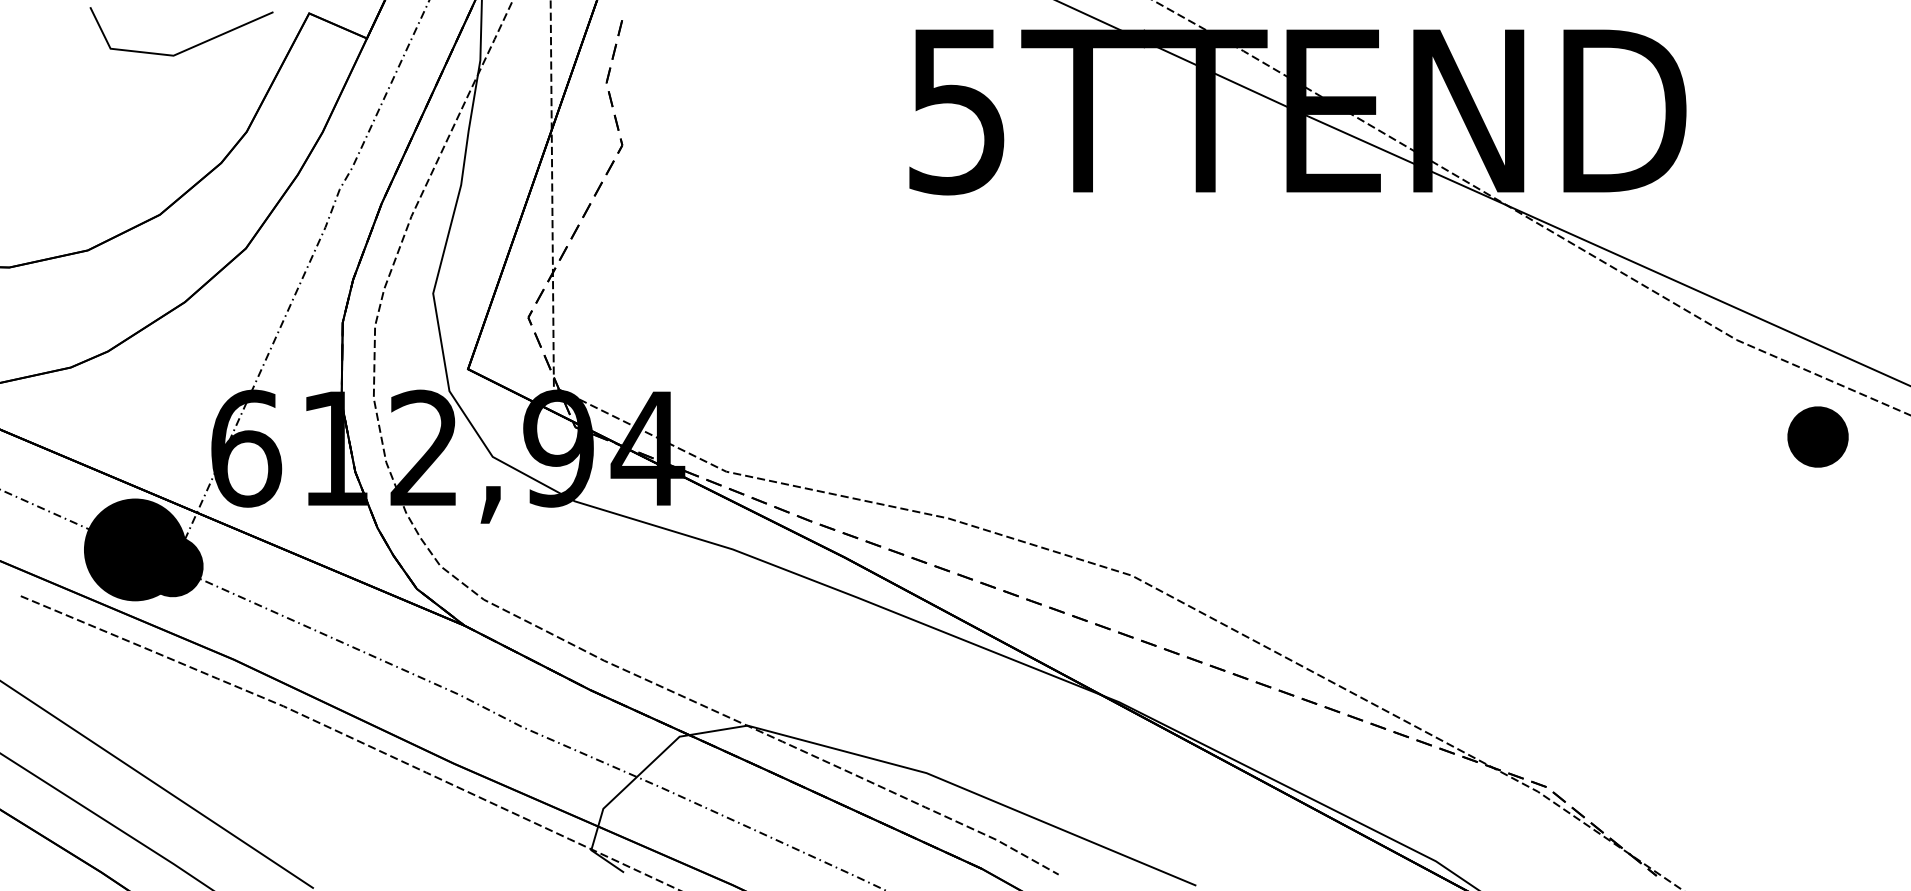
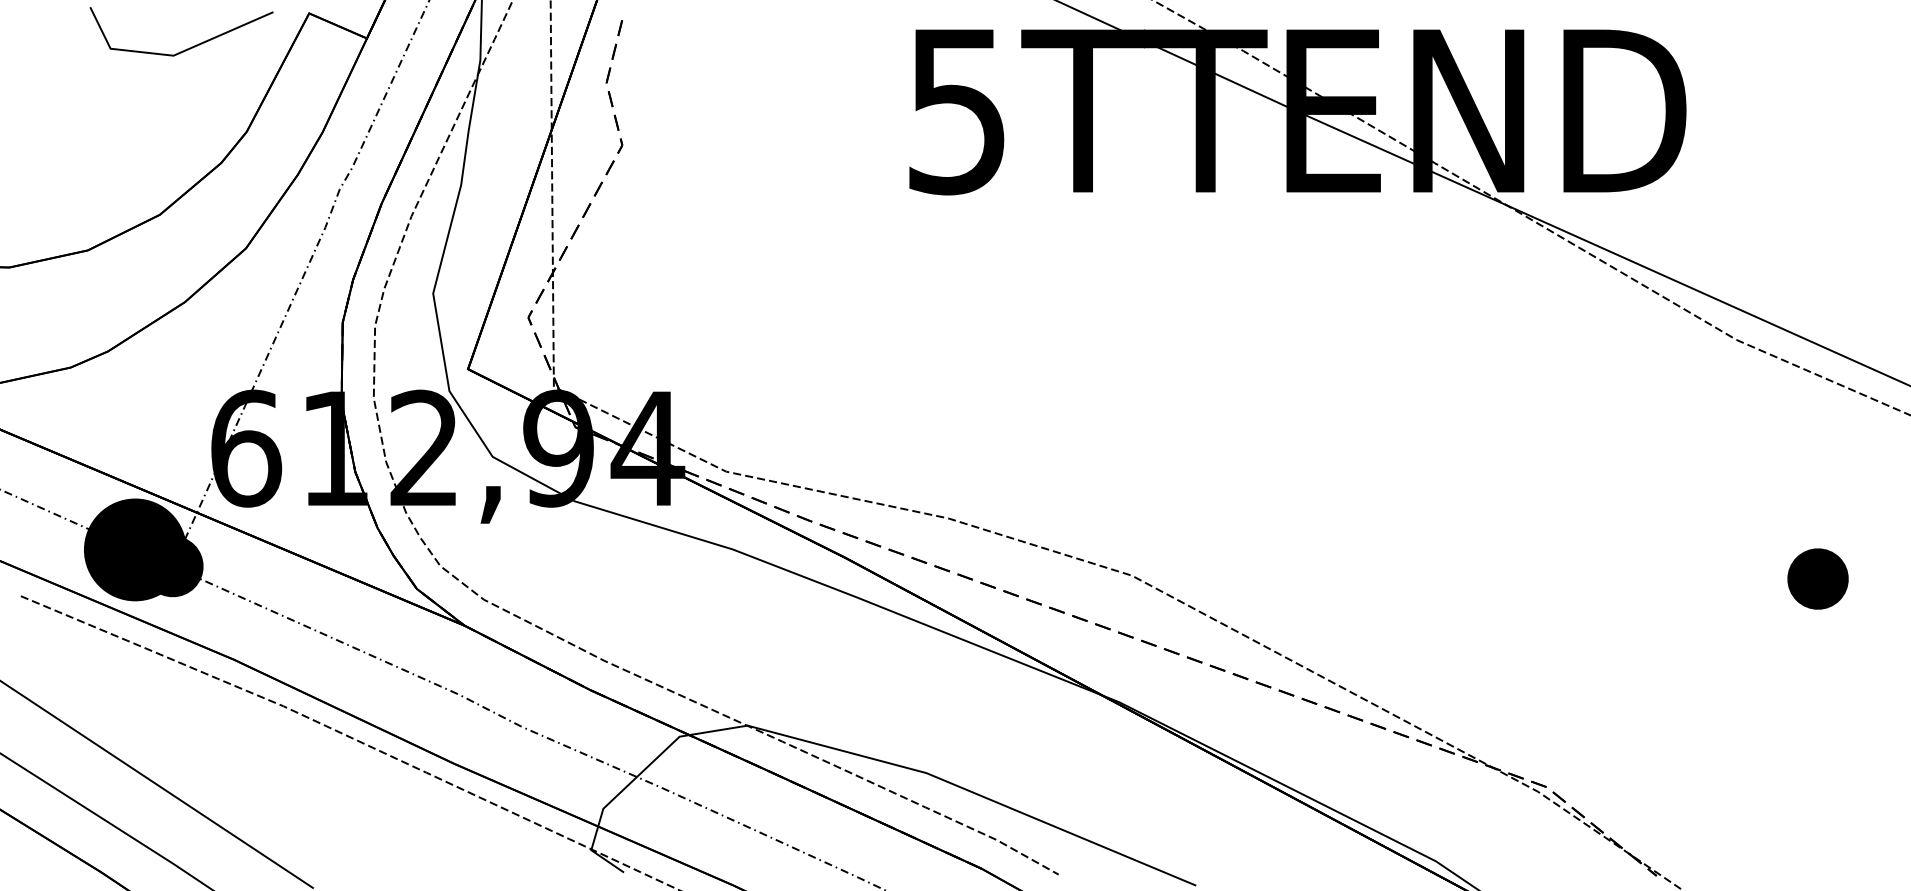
part position: (1817, 436) -> (1817, 578) (1817, 578)
